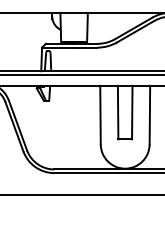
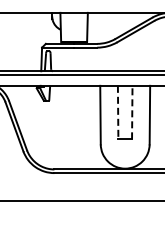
line: solid -> dashed (118, 112)
line: solid -> dashed (132, 112)
line position: (81, 195) -> (81, 201) (81, 201)
